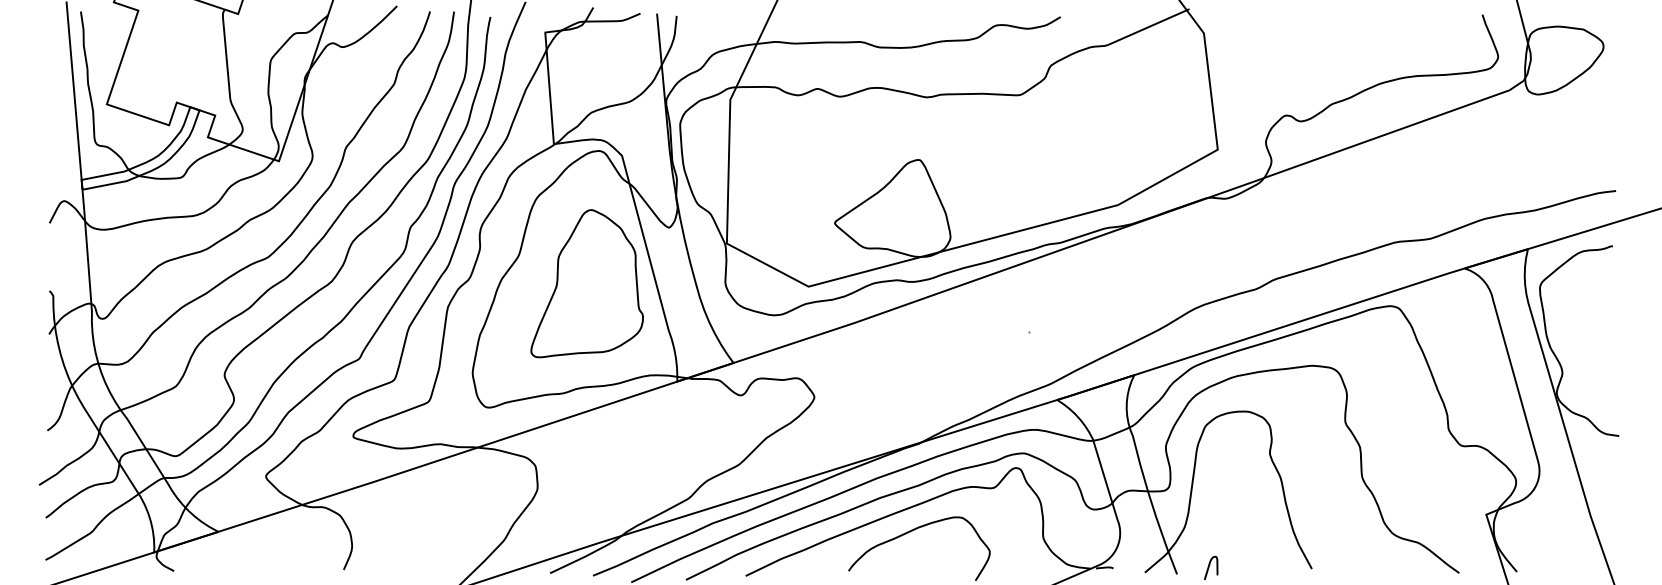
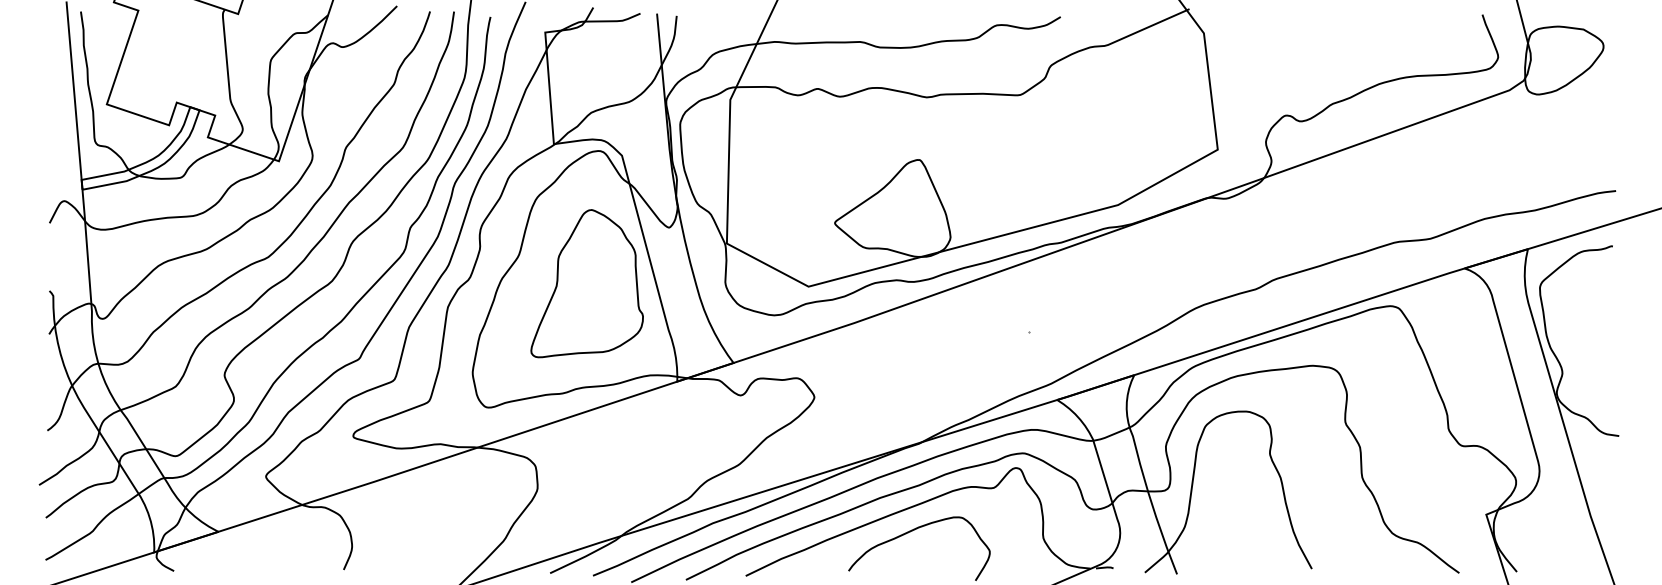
curve: present -> none (1209, 567)
